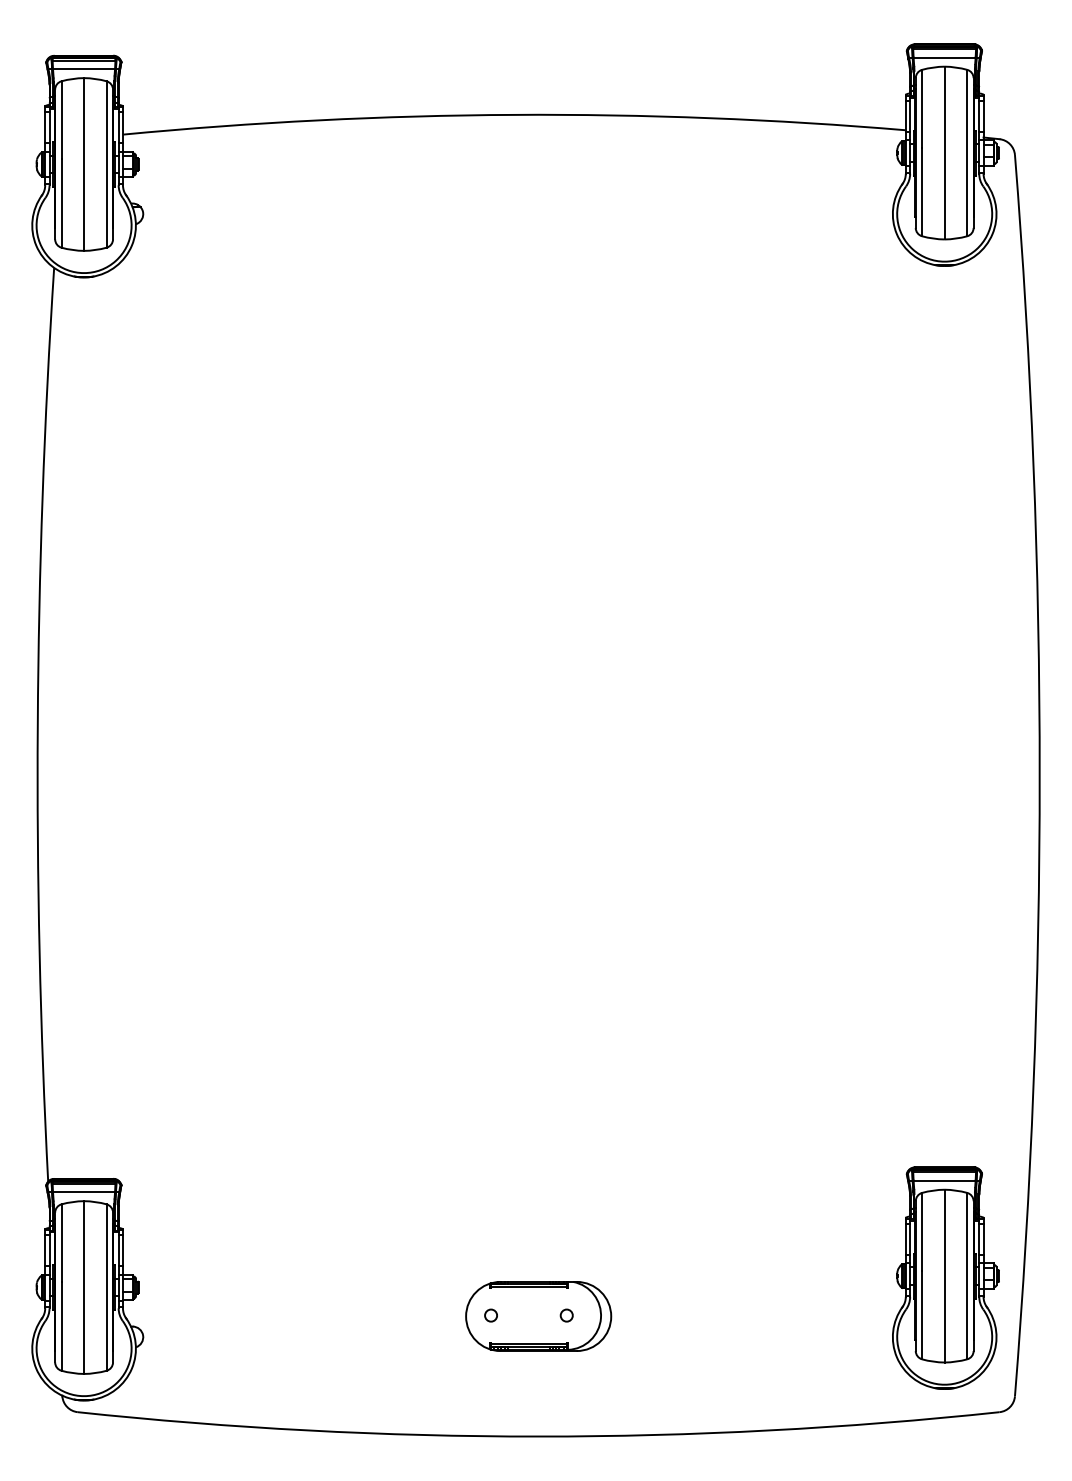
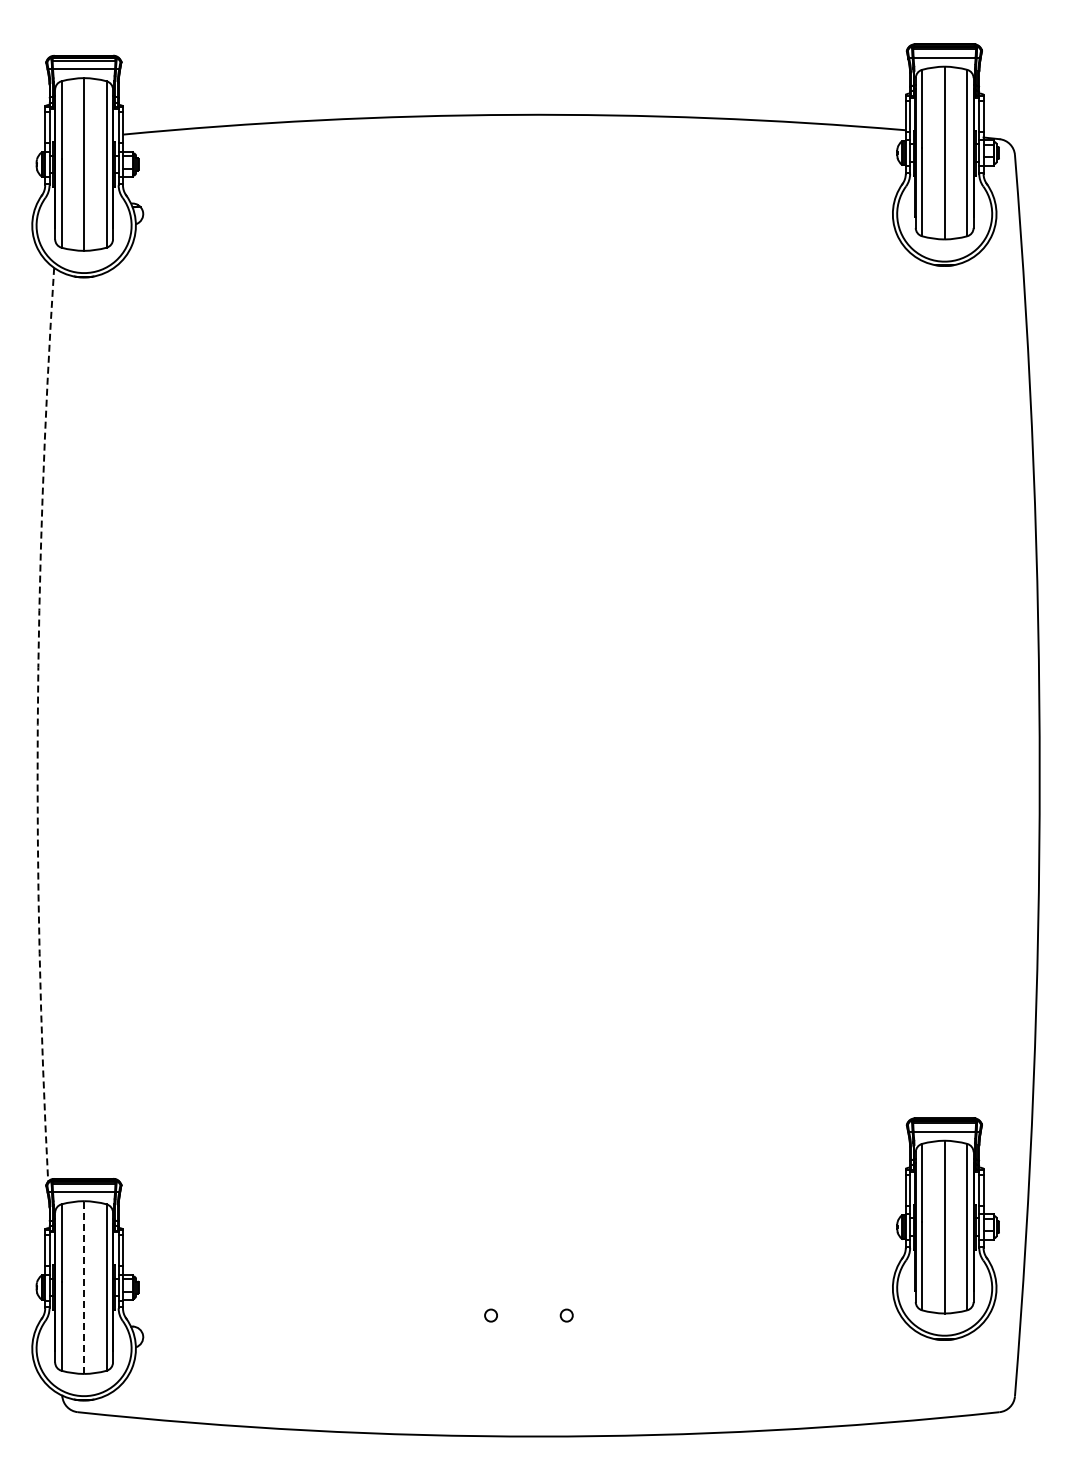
arc: solid -> dashed (37, 724)
part position: (945, 1277) -> (945, 1228) (945, 1228)
line: solid -> dashed (84, 1287)
part: present -> none (538, 1316)
